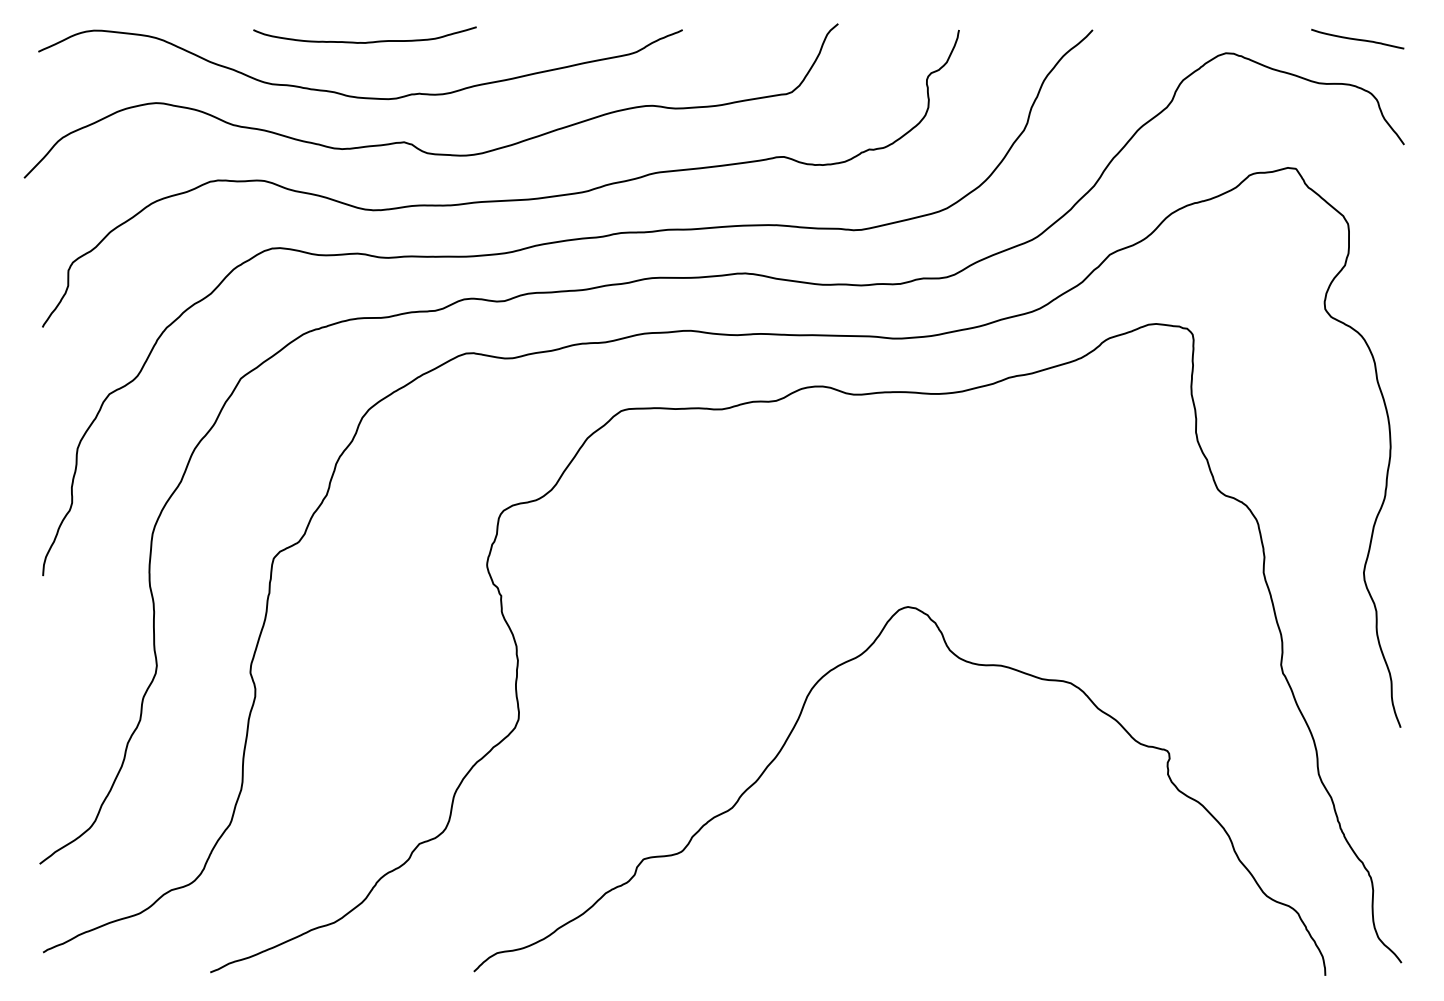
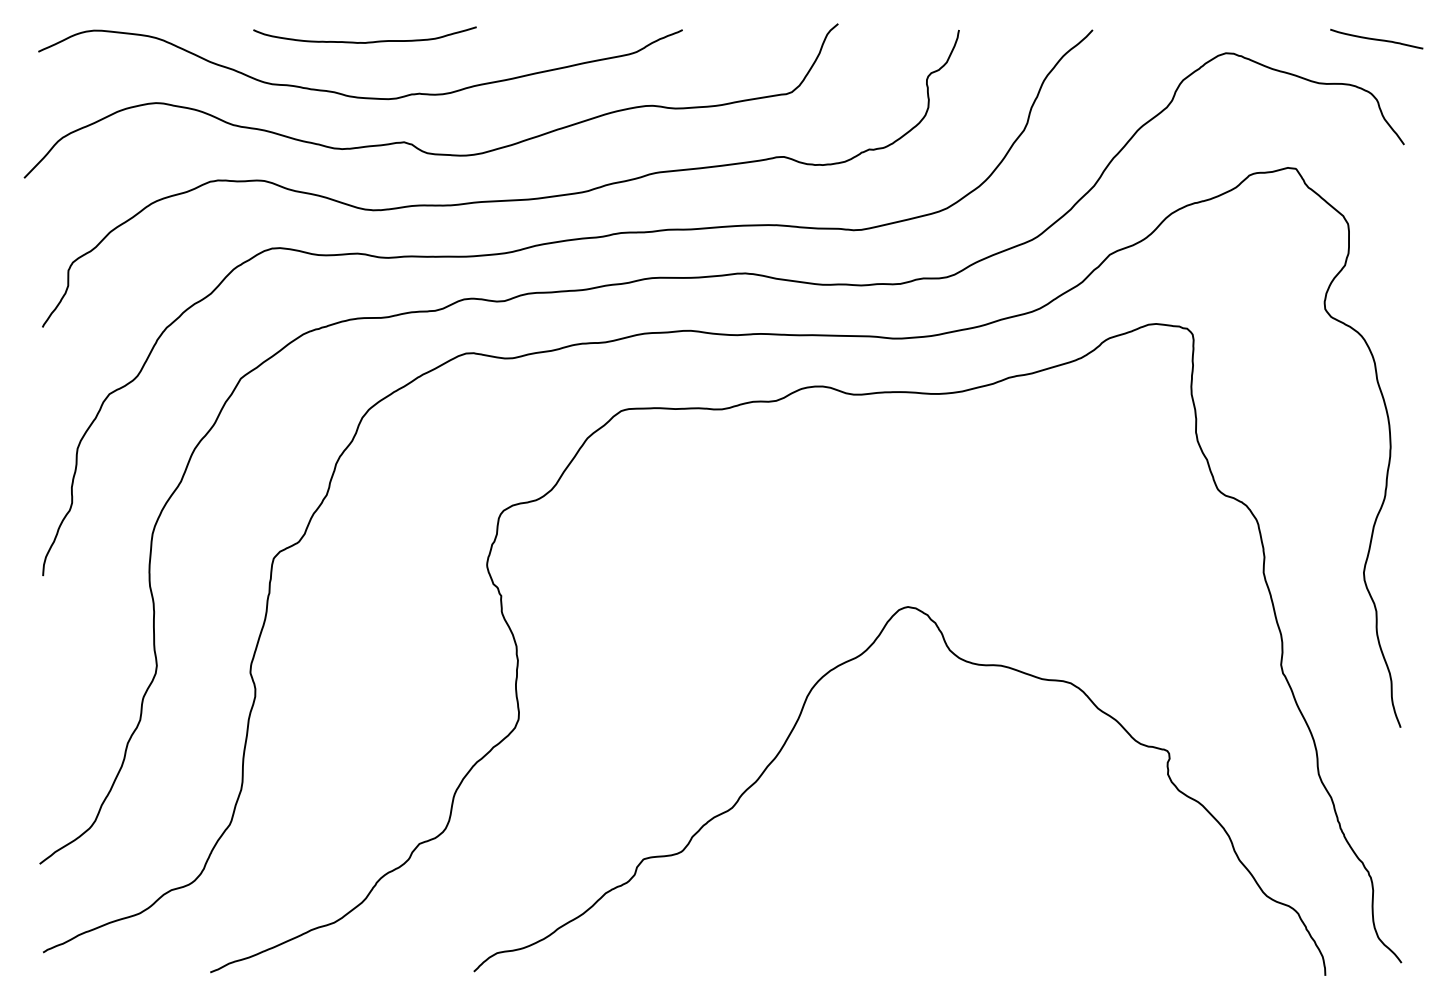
curve position: (1357, 38) -> (1376, 38) (1376, 38)
